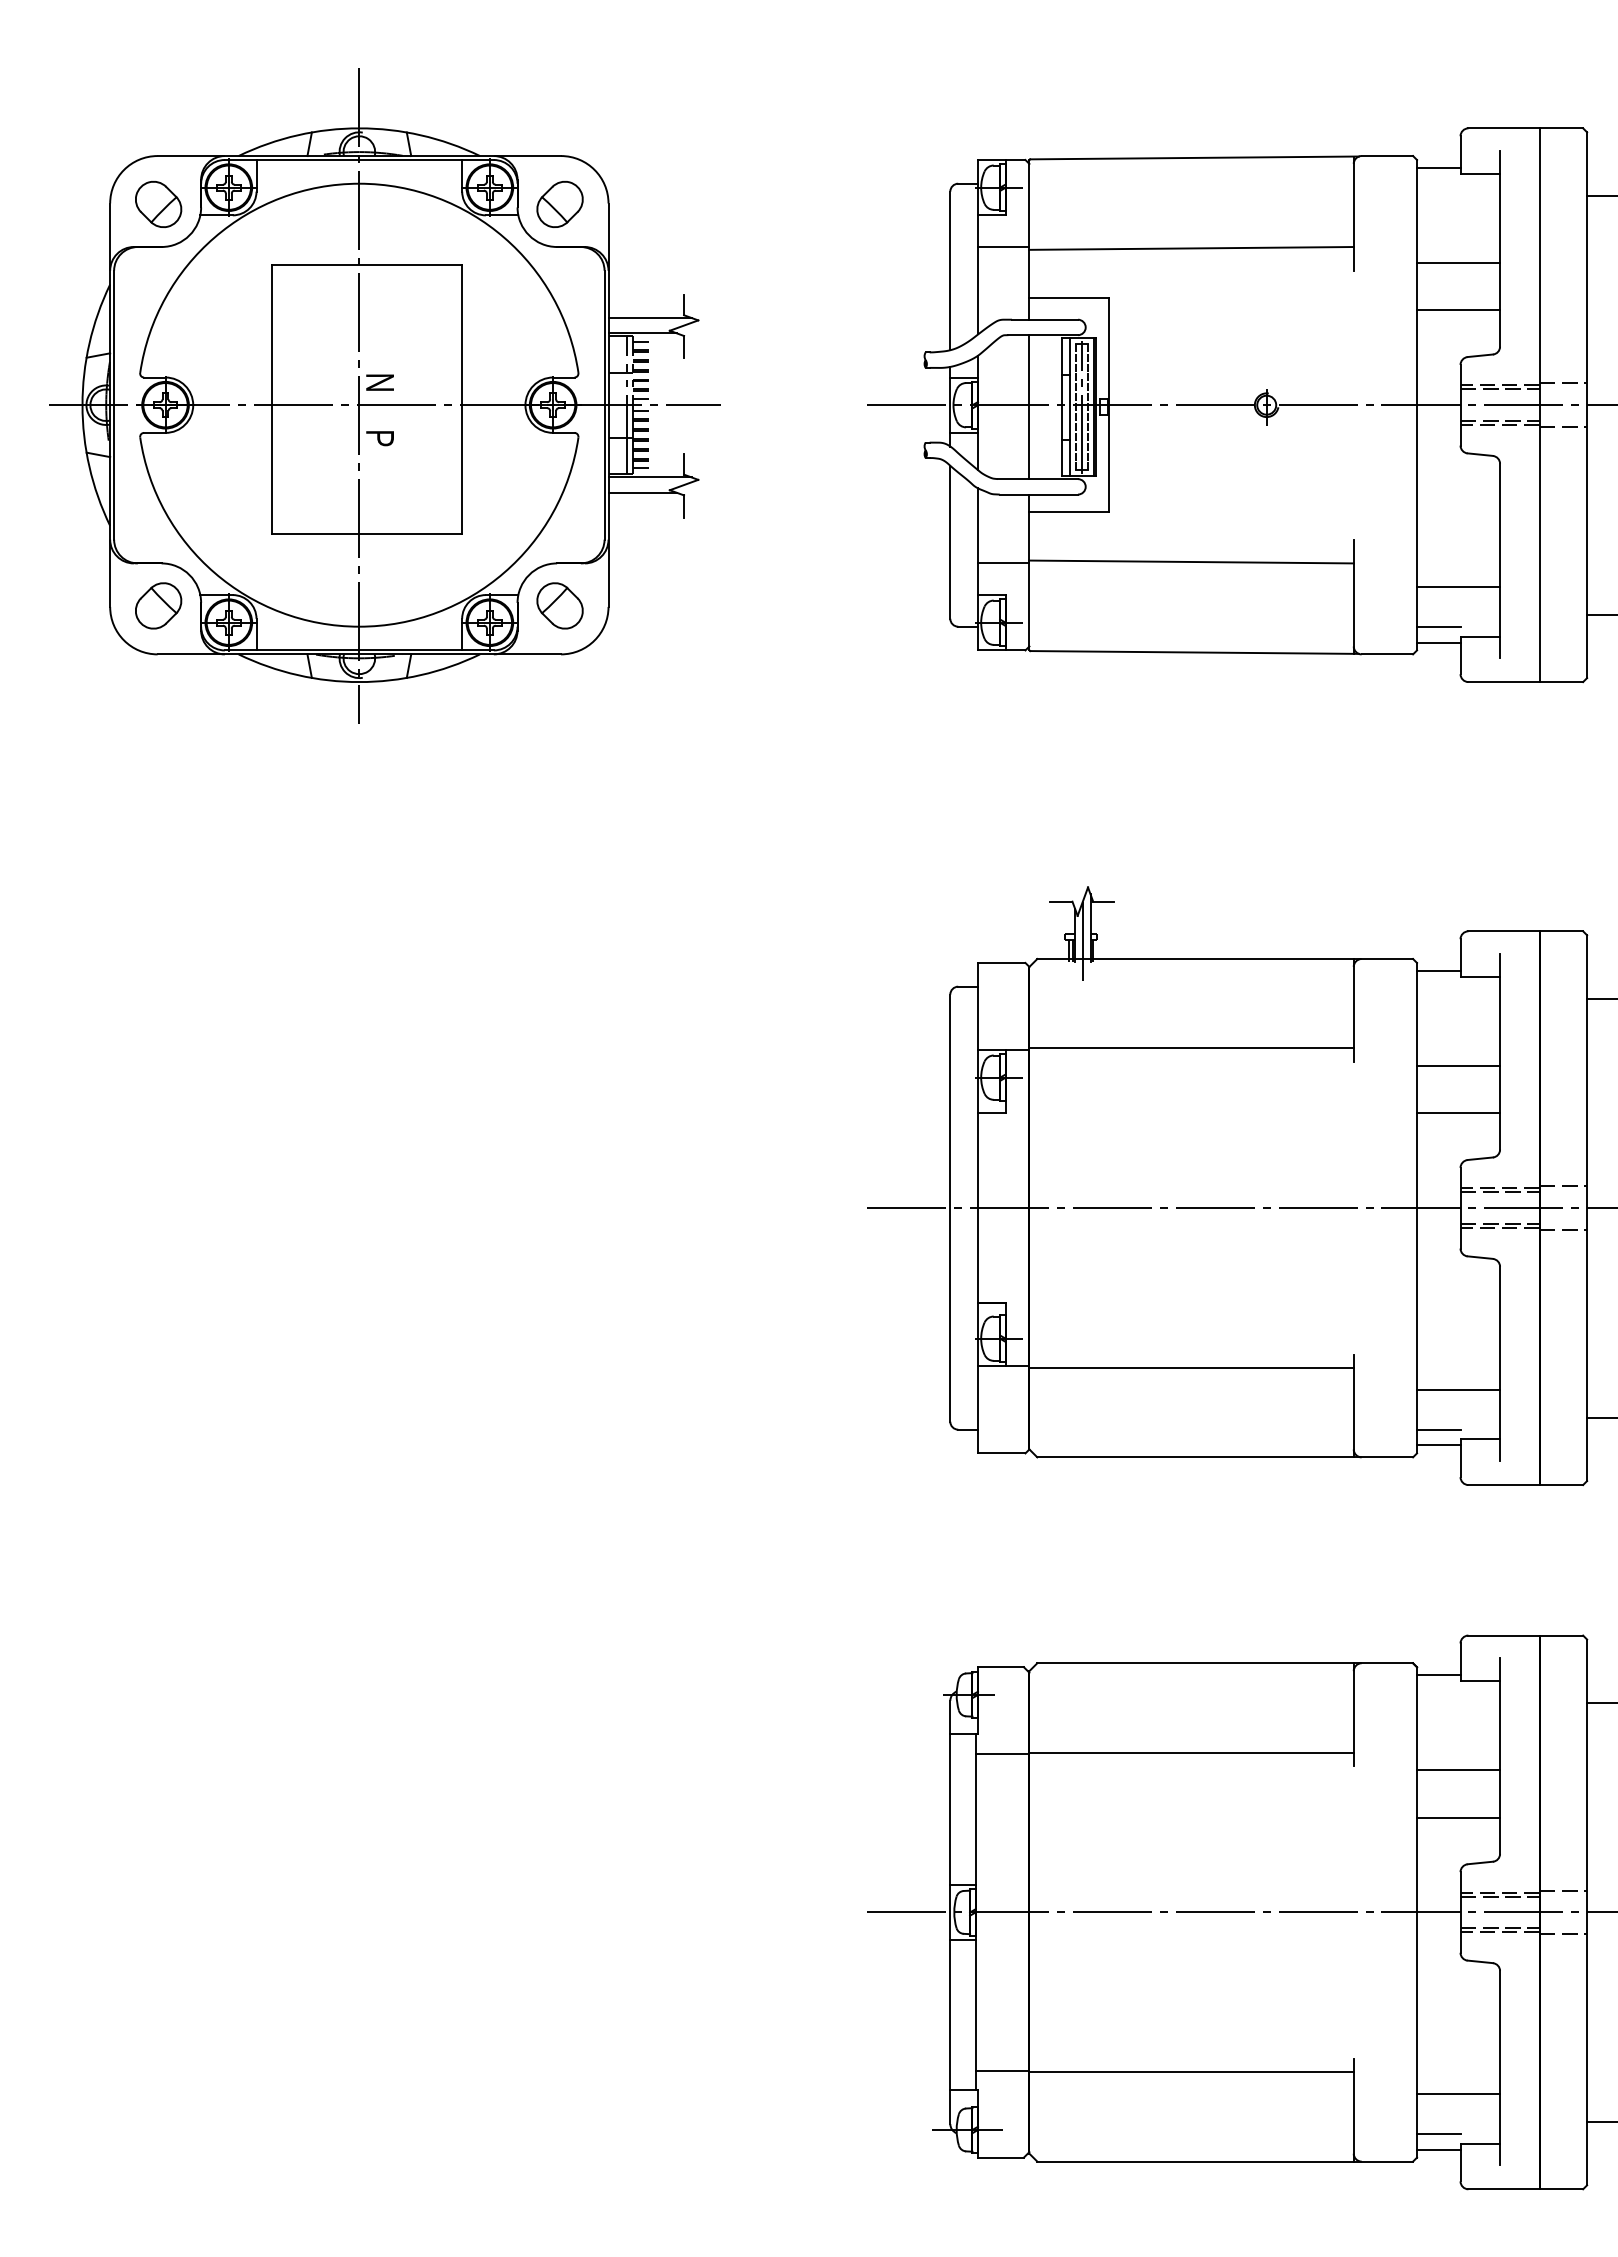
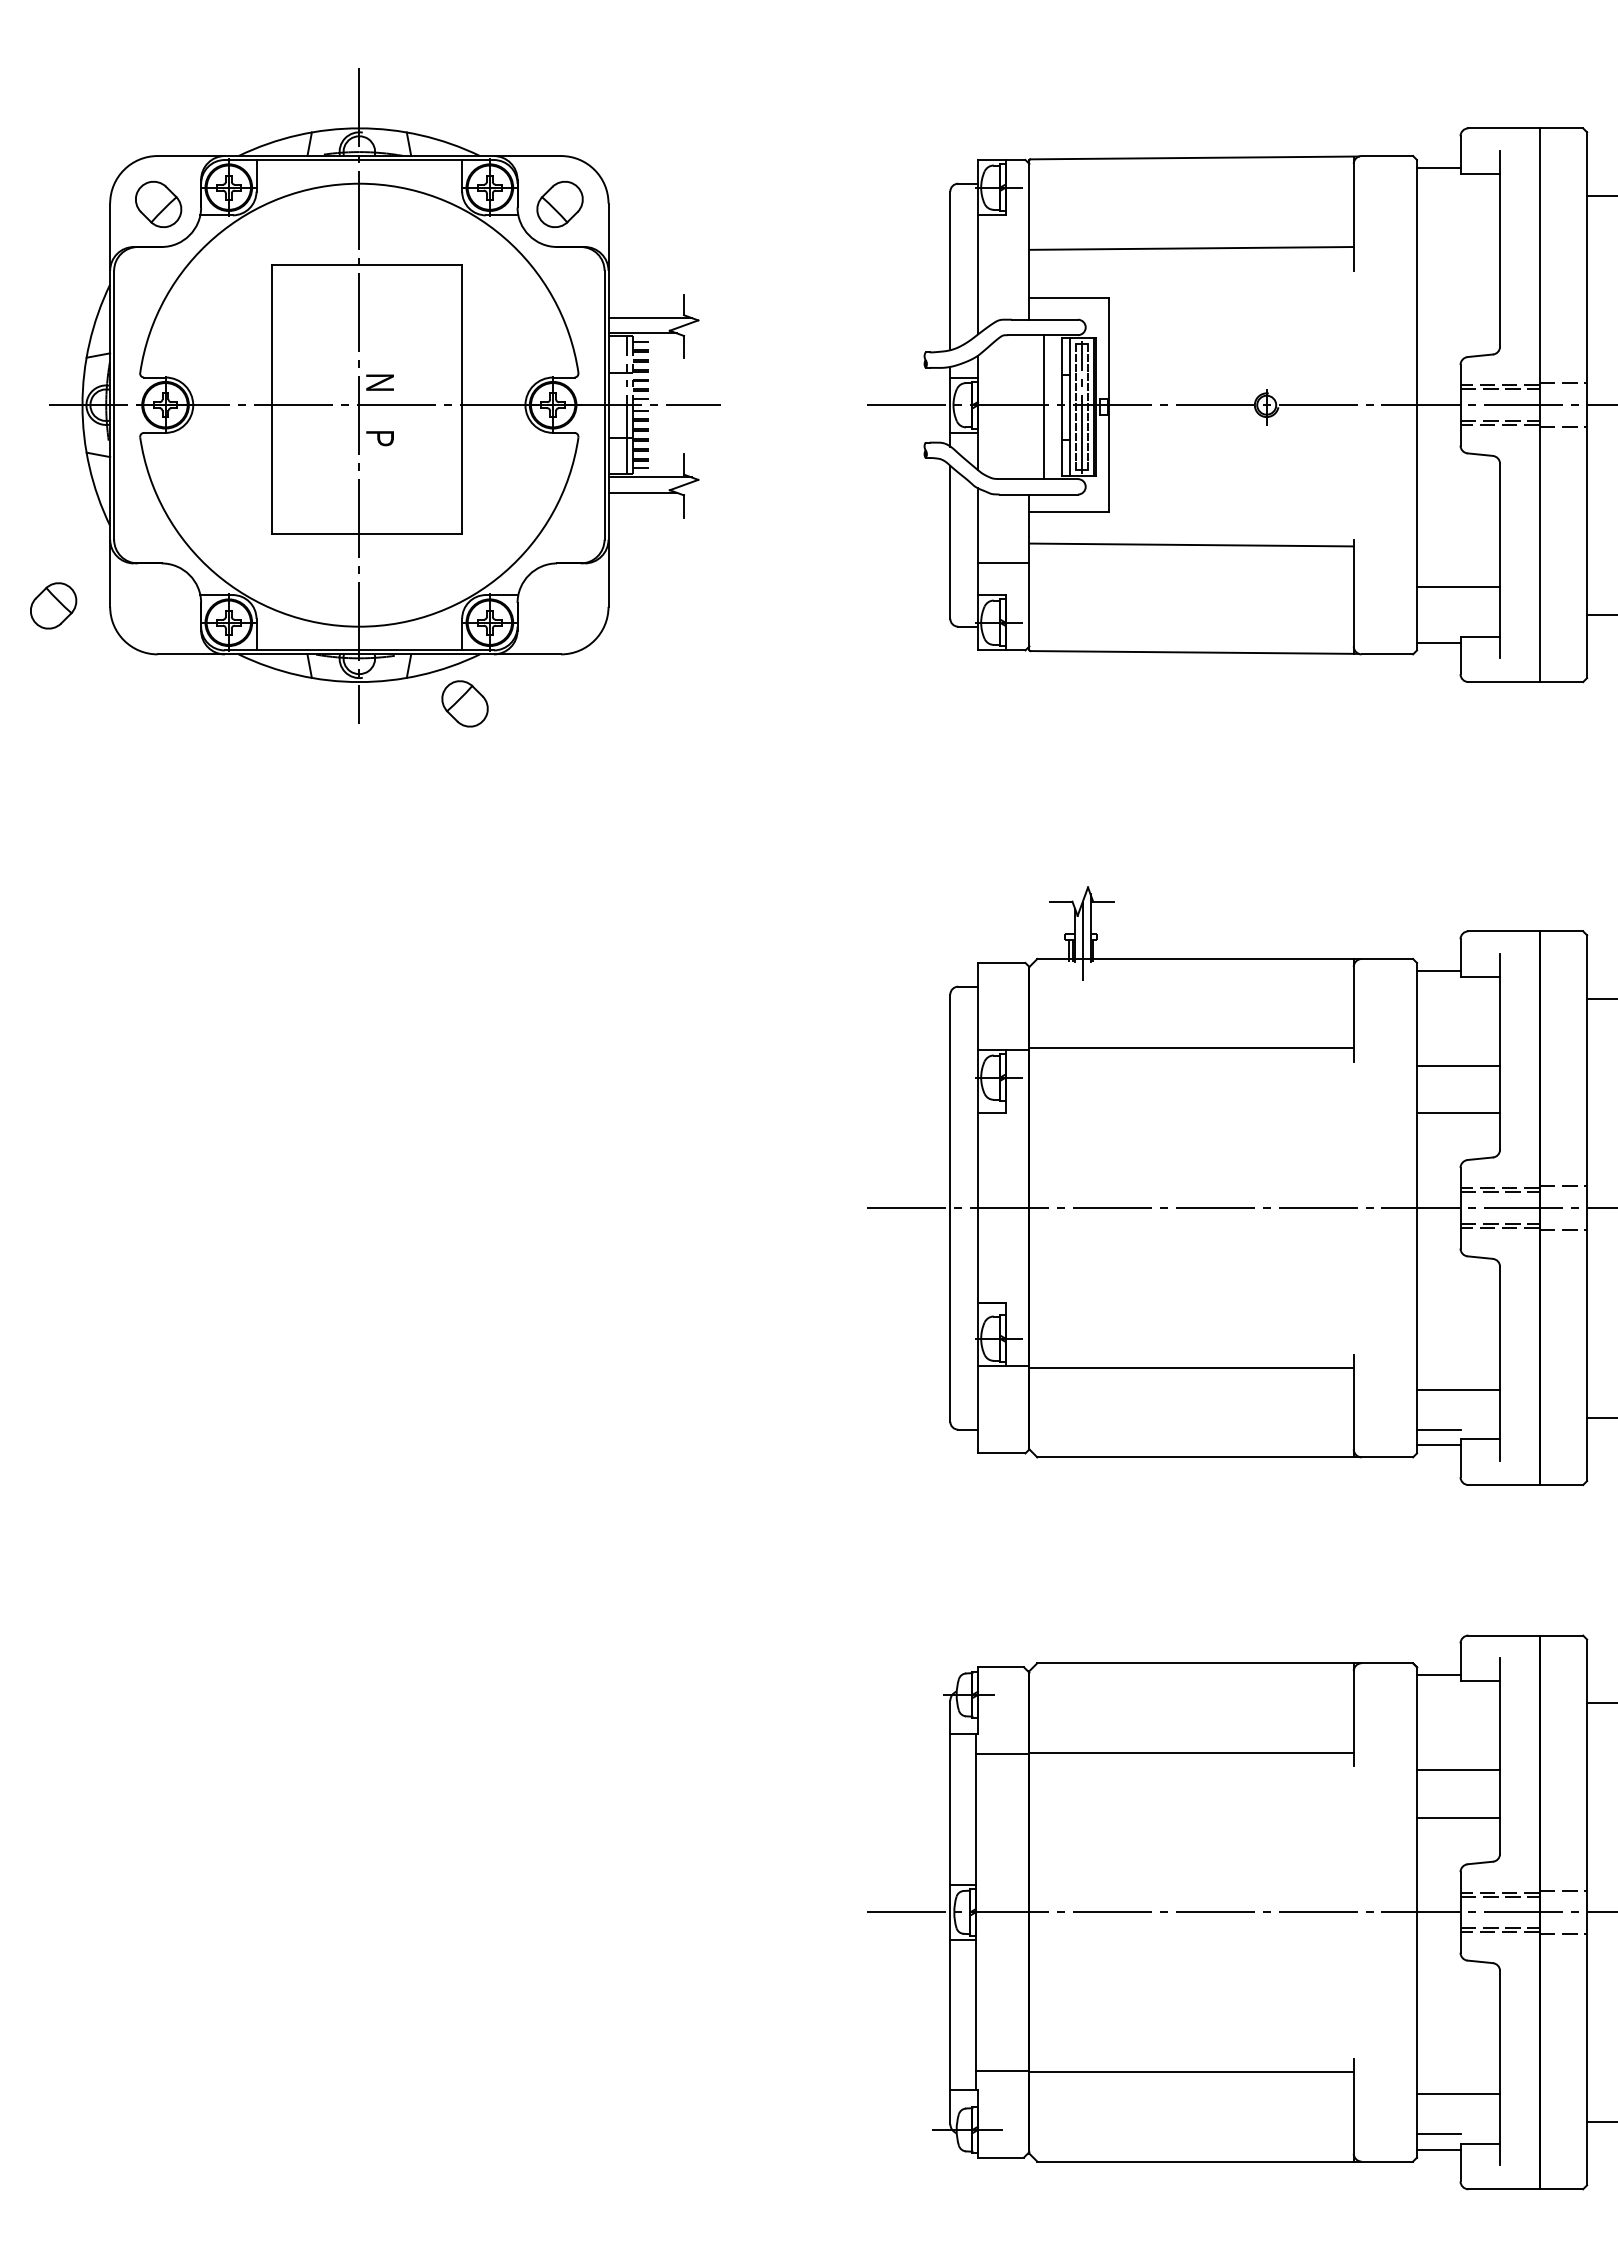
line: present -> none (1003, 247)
line: present -> none (1458, 262)
line: present -> none (1458, 310)
line position: (1029, 407) -> (1044, 407) (1044, 407)
line position: (1191, 561) -> (1191, 544) (1191, 544)
part position: (158, 605) -> (53, 605) (53, 605)
part position: (559, 605) -> (464, 703) (464, 703)
line: present -> none (1438, 626)
